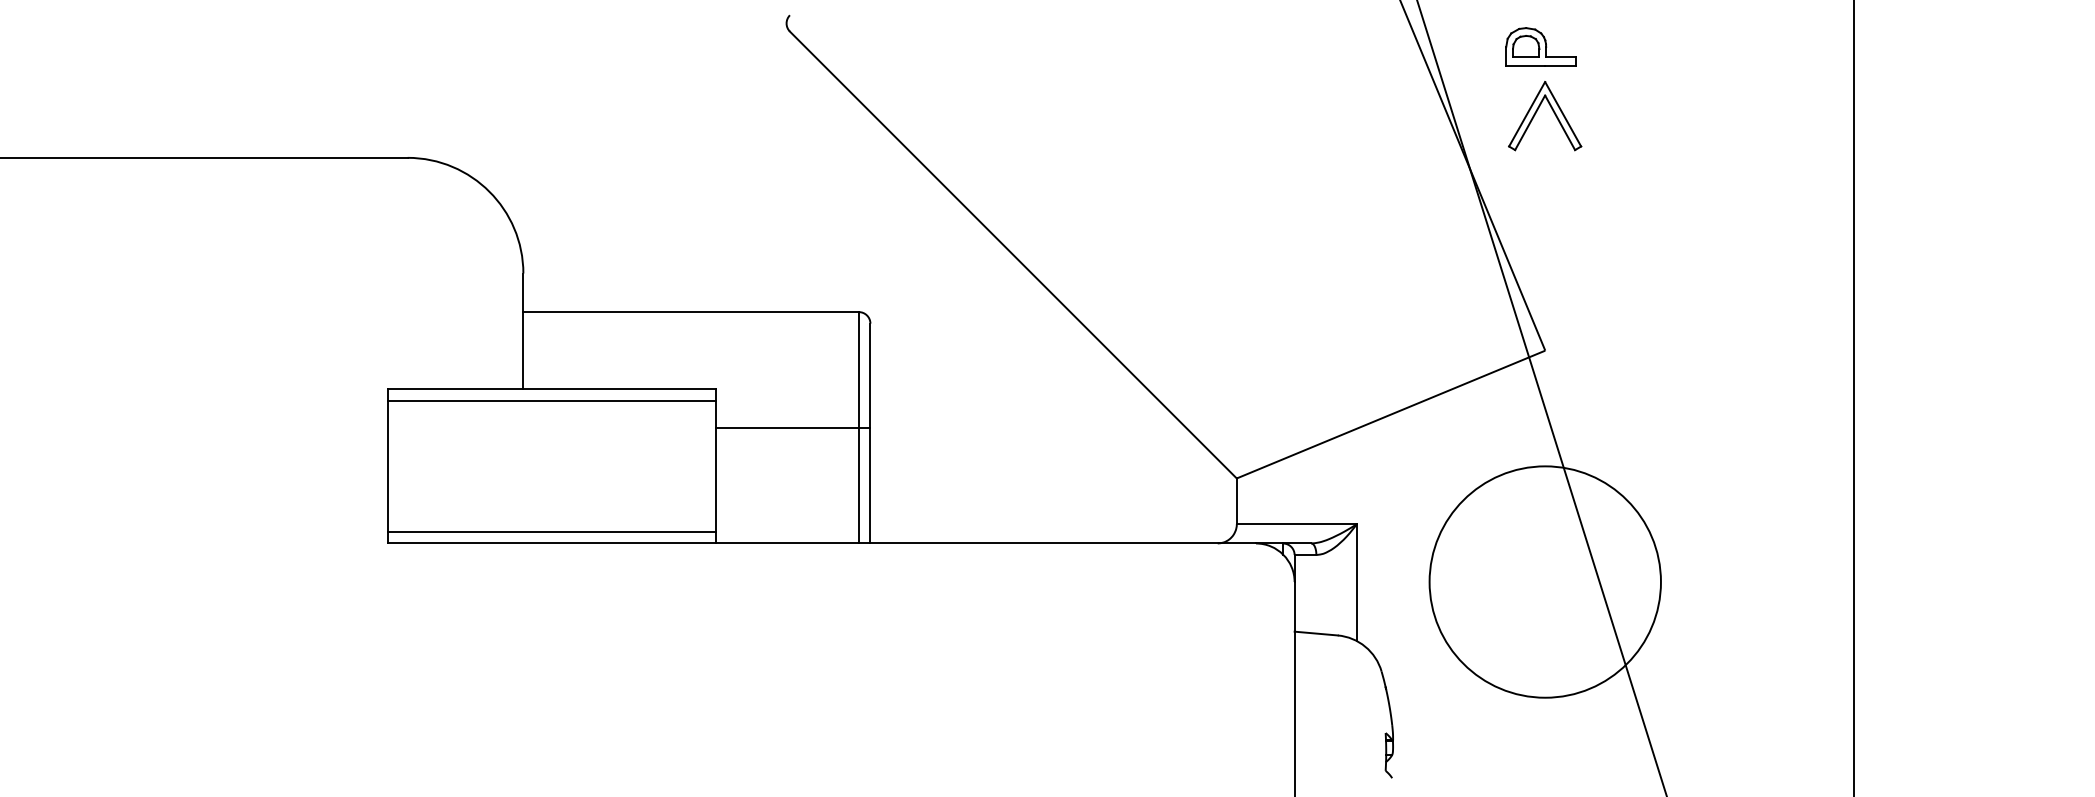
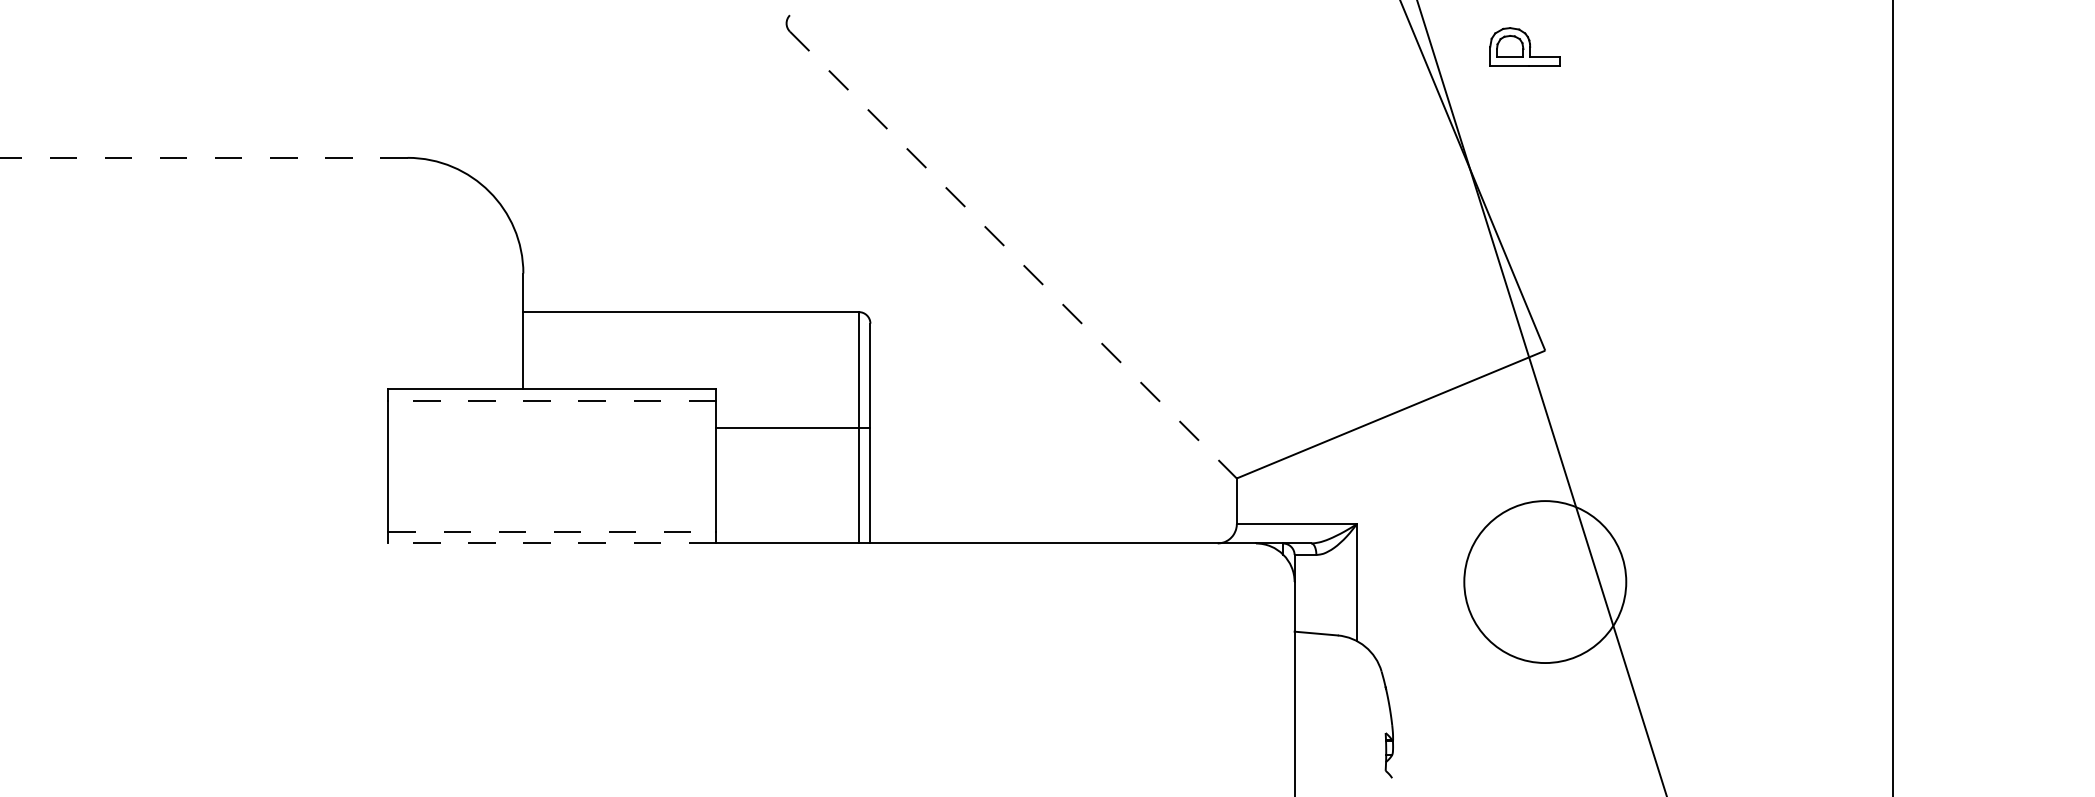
part position: (1540, 46) -> (1524, 46) (1524, 46)
part: present -> none (1552, 111)
line: solid -> dashed (203, 157)
line: solid -> dashed (1013, 255)
line position: (1853, 397) -> (1892, 397) (1892, 397)
line: solid -> dashed (552, 400)
line: solid -> dashed (552, 531)
line: solid -> dashed (552, 543)
circle diameter: 231 px -> 162 px (1545, 582)
